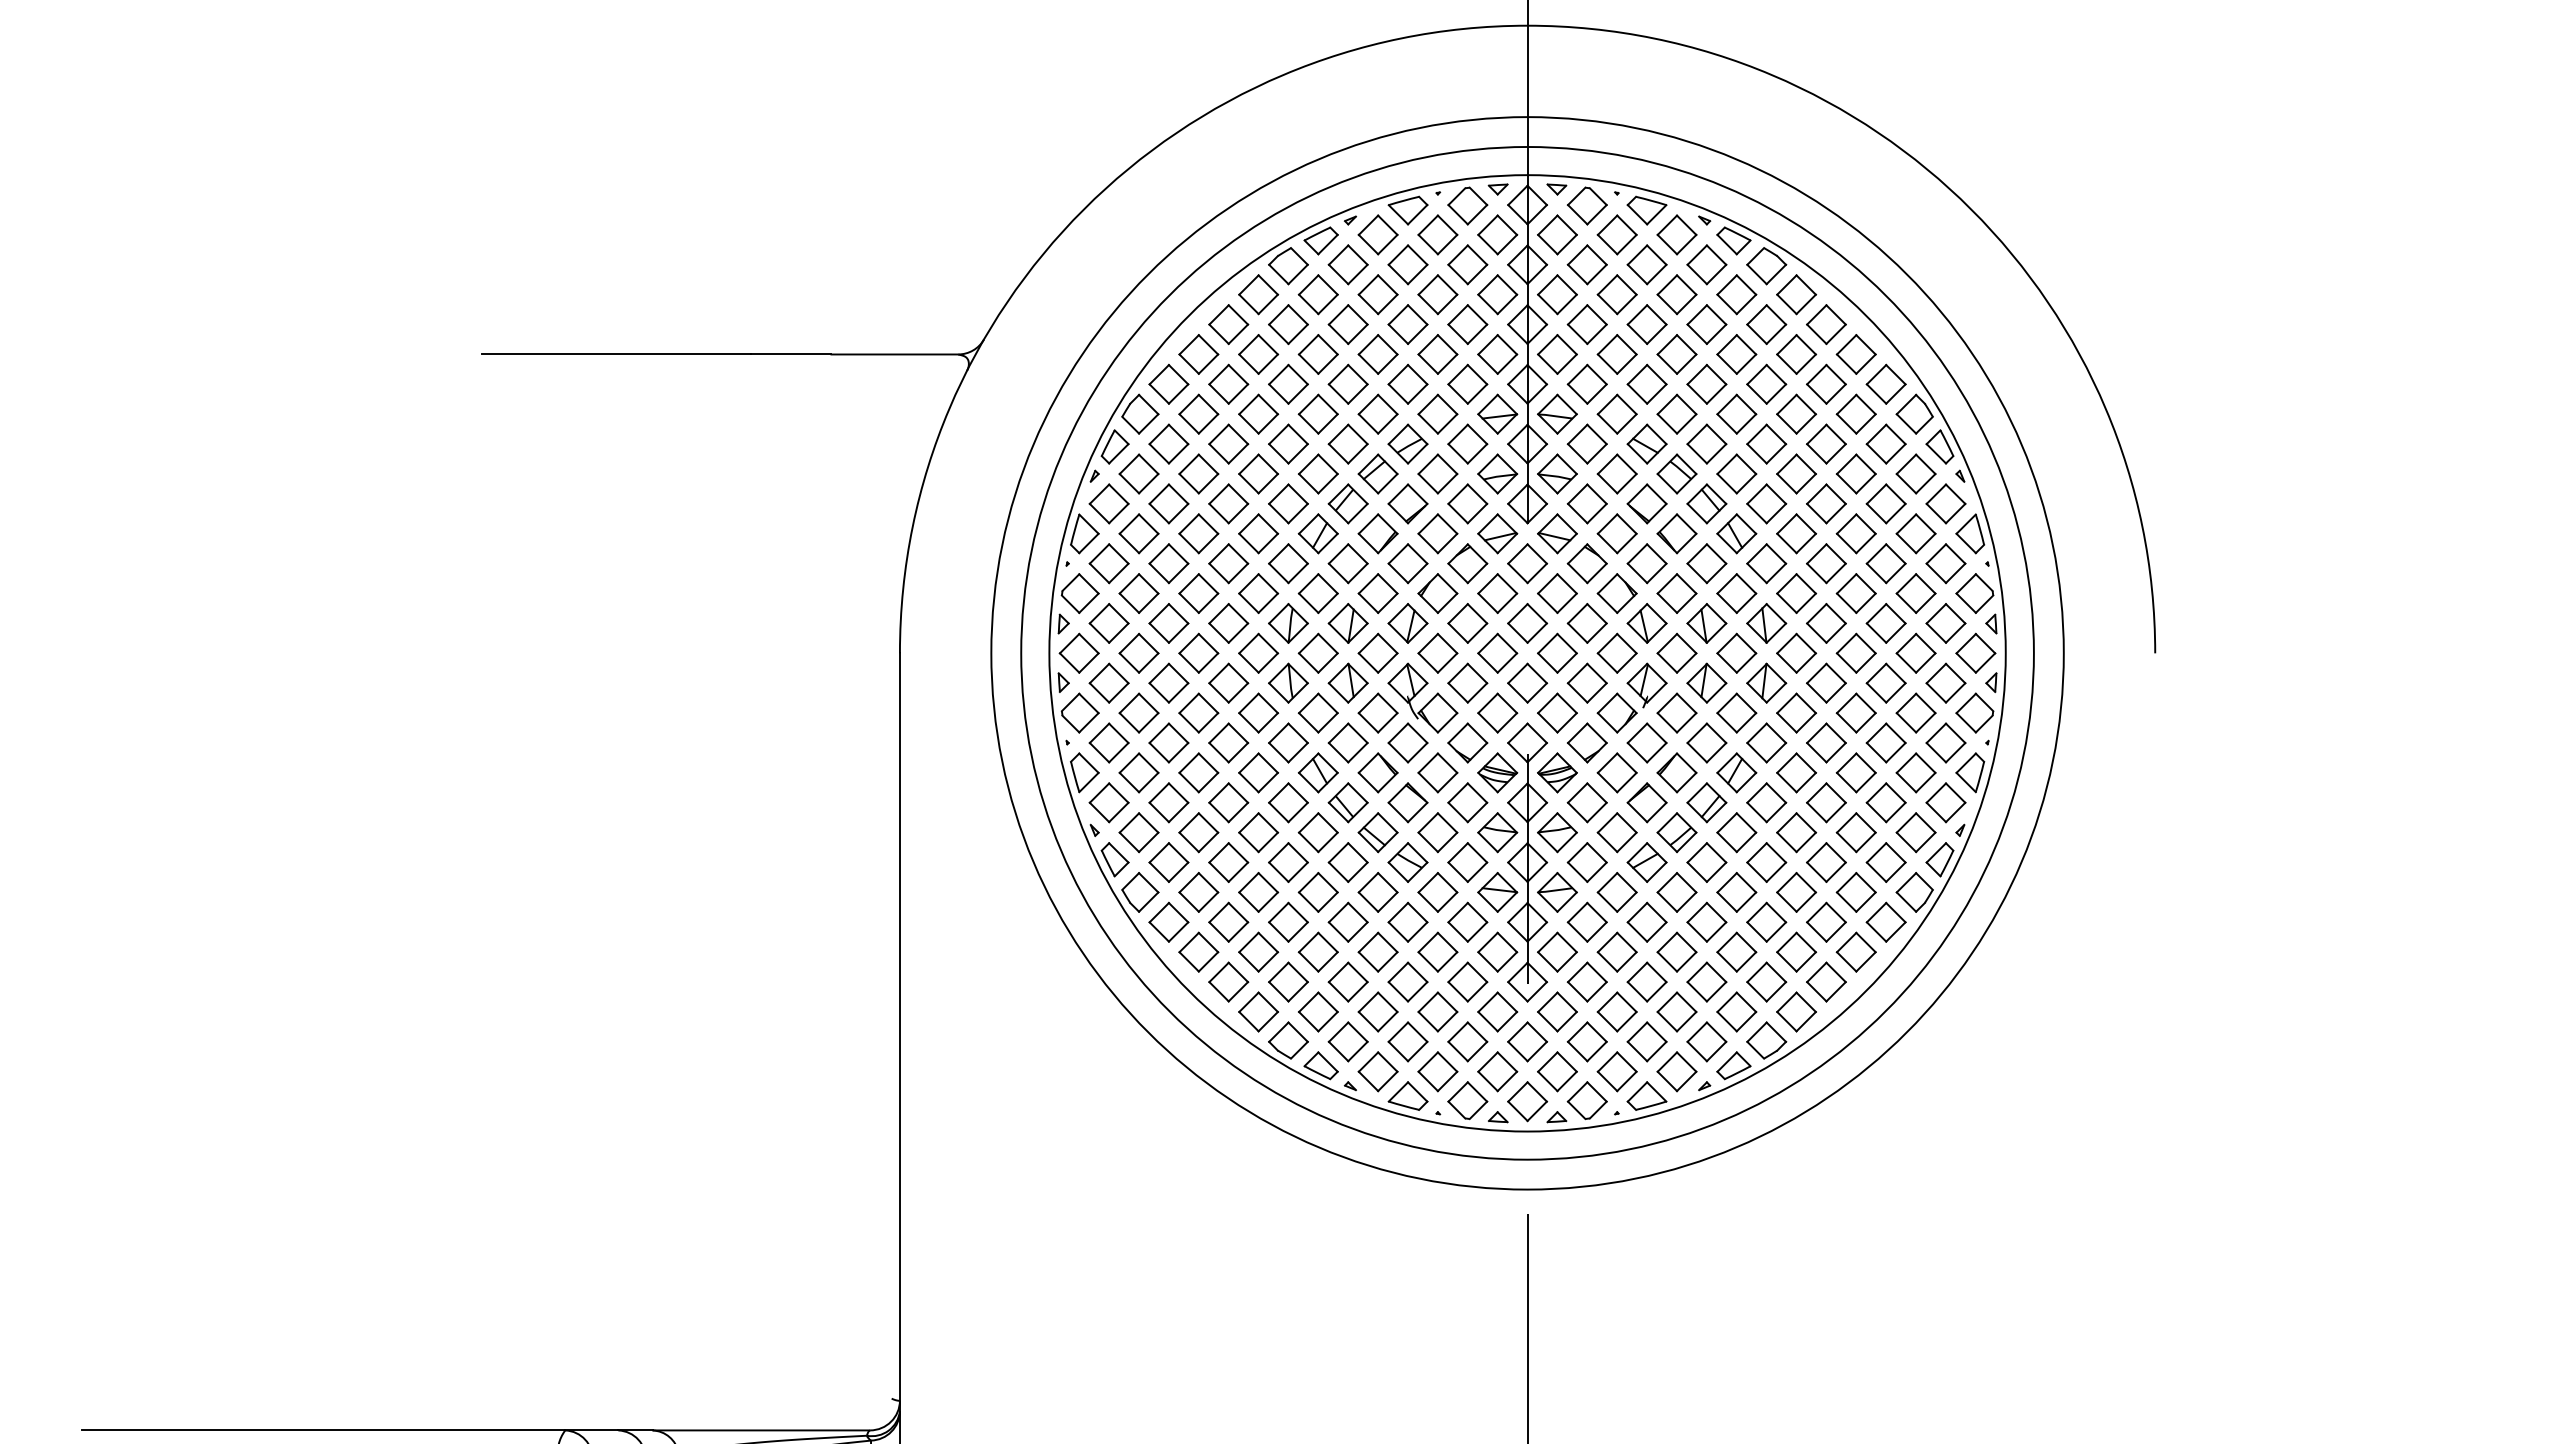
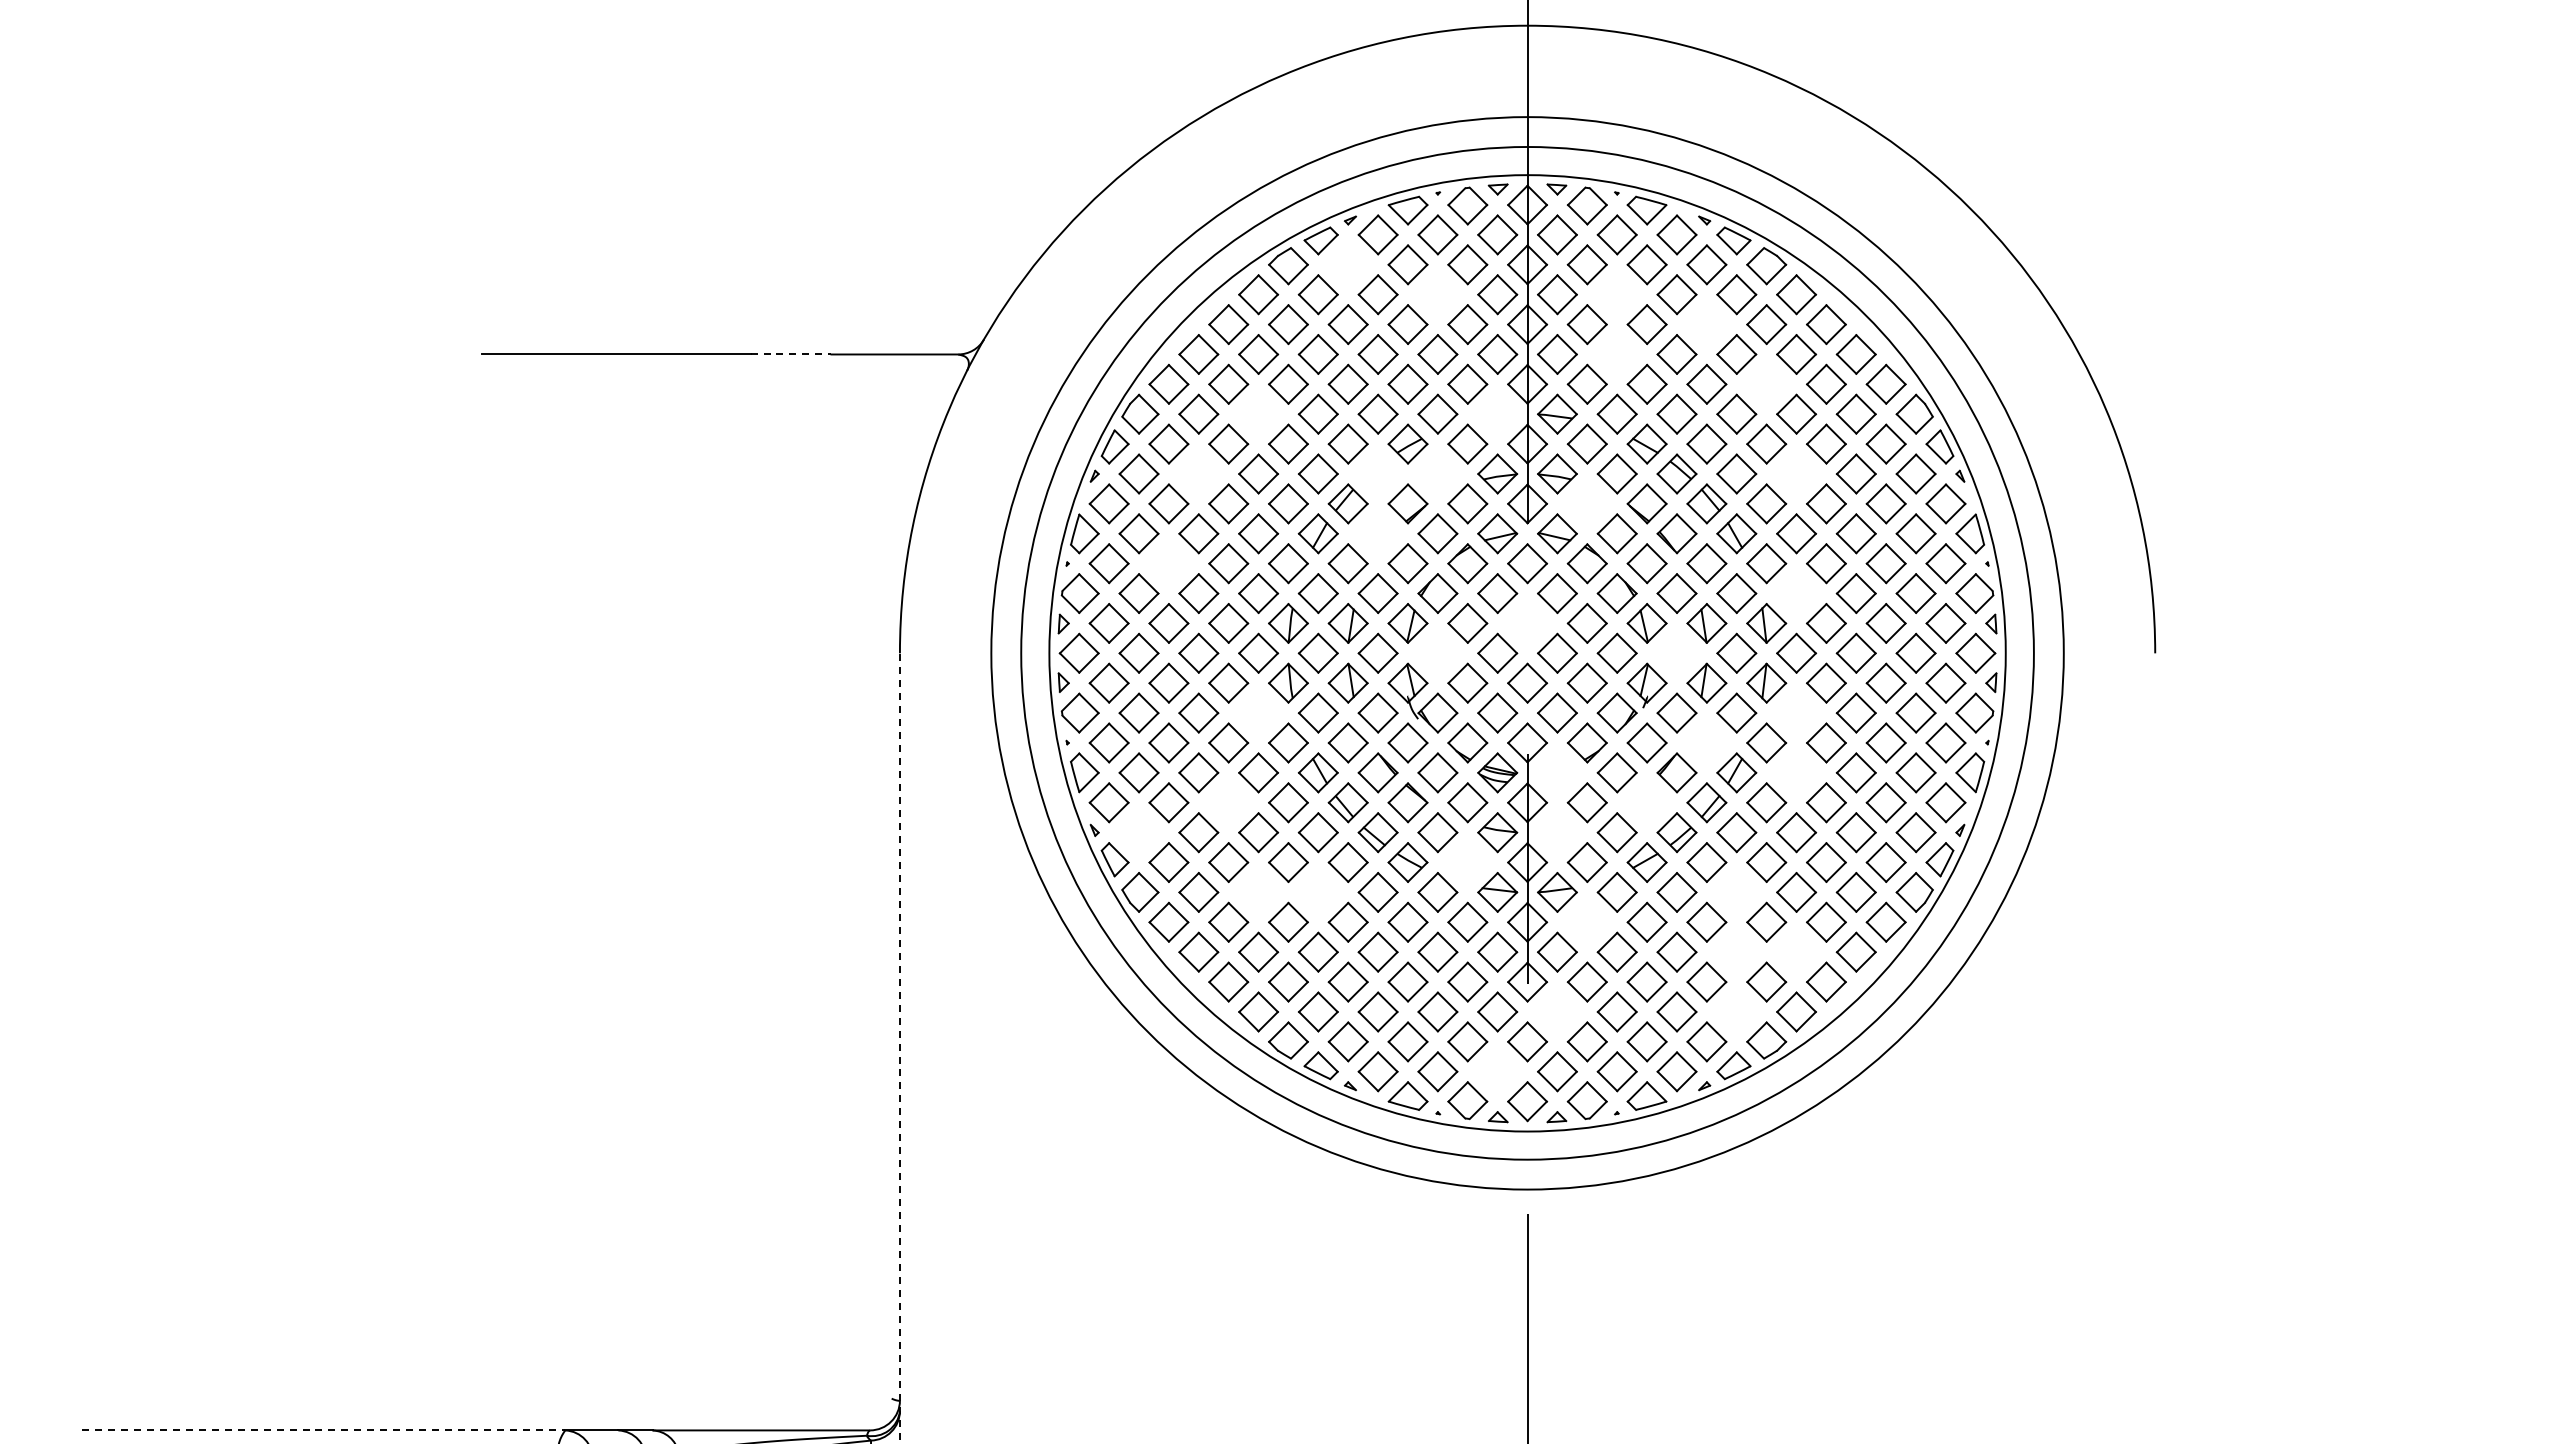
part: present -> none (1347, 264)
part: present -> none (1437, 294)
part: present -> none (1616, 294)
part: present -> none (1706, 324)
line: solid -> dashed (790, 354)
part: present -> none (1616, 354)
part: present -> none (1766, 383)
part: present -> none (1258, 413)
part: present -> none (1497, 413)
part: present -> none (1198, 473)
part: present -> none (1377, 473)
part: present -> none (1437, 473)
part: present -> none (1796, 473)
part: present -> none (1586, 503)
part: present -> none (1377, 533)
part: present -> none (1168, 563)
part: present -> none (1796, 593)
part: present -> none (1527, 623)
part: present -> none (1437, 652)
part: present -> none (1676, 653)
part: present -> none (1258, 712)
part: present -> none (1796, 712)
part: present -> none (1706, 742)
part: present -> none (1557, 772)
part: present -> none (1796, 772)
part: present -> none (1228, 802)
part: present -> none (1646, 802)
part: present -> none (1138, 832)
part: present -> none (1557, 832)
part: present -> none (1467, 862)
part: present -> none (1258, 892)
part: present -> none (1317, 892)
part: present -> none (1736, 892)
part: present -> none (1586, 921)
part: present -> none (1736, 951)
part: present -> none (1796, 951)
part: present -> none (1557, 1011)
part: present -> none (1736, 1011)
line: solid -> dashed (899, 1047)
part: present -> none (1497, 1071)
line: solid -> dashed (323, 1430)
